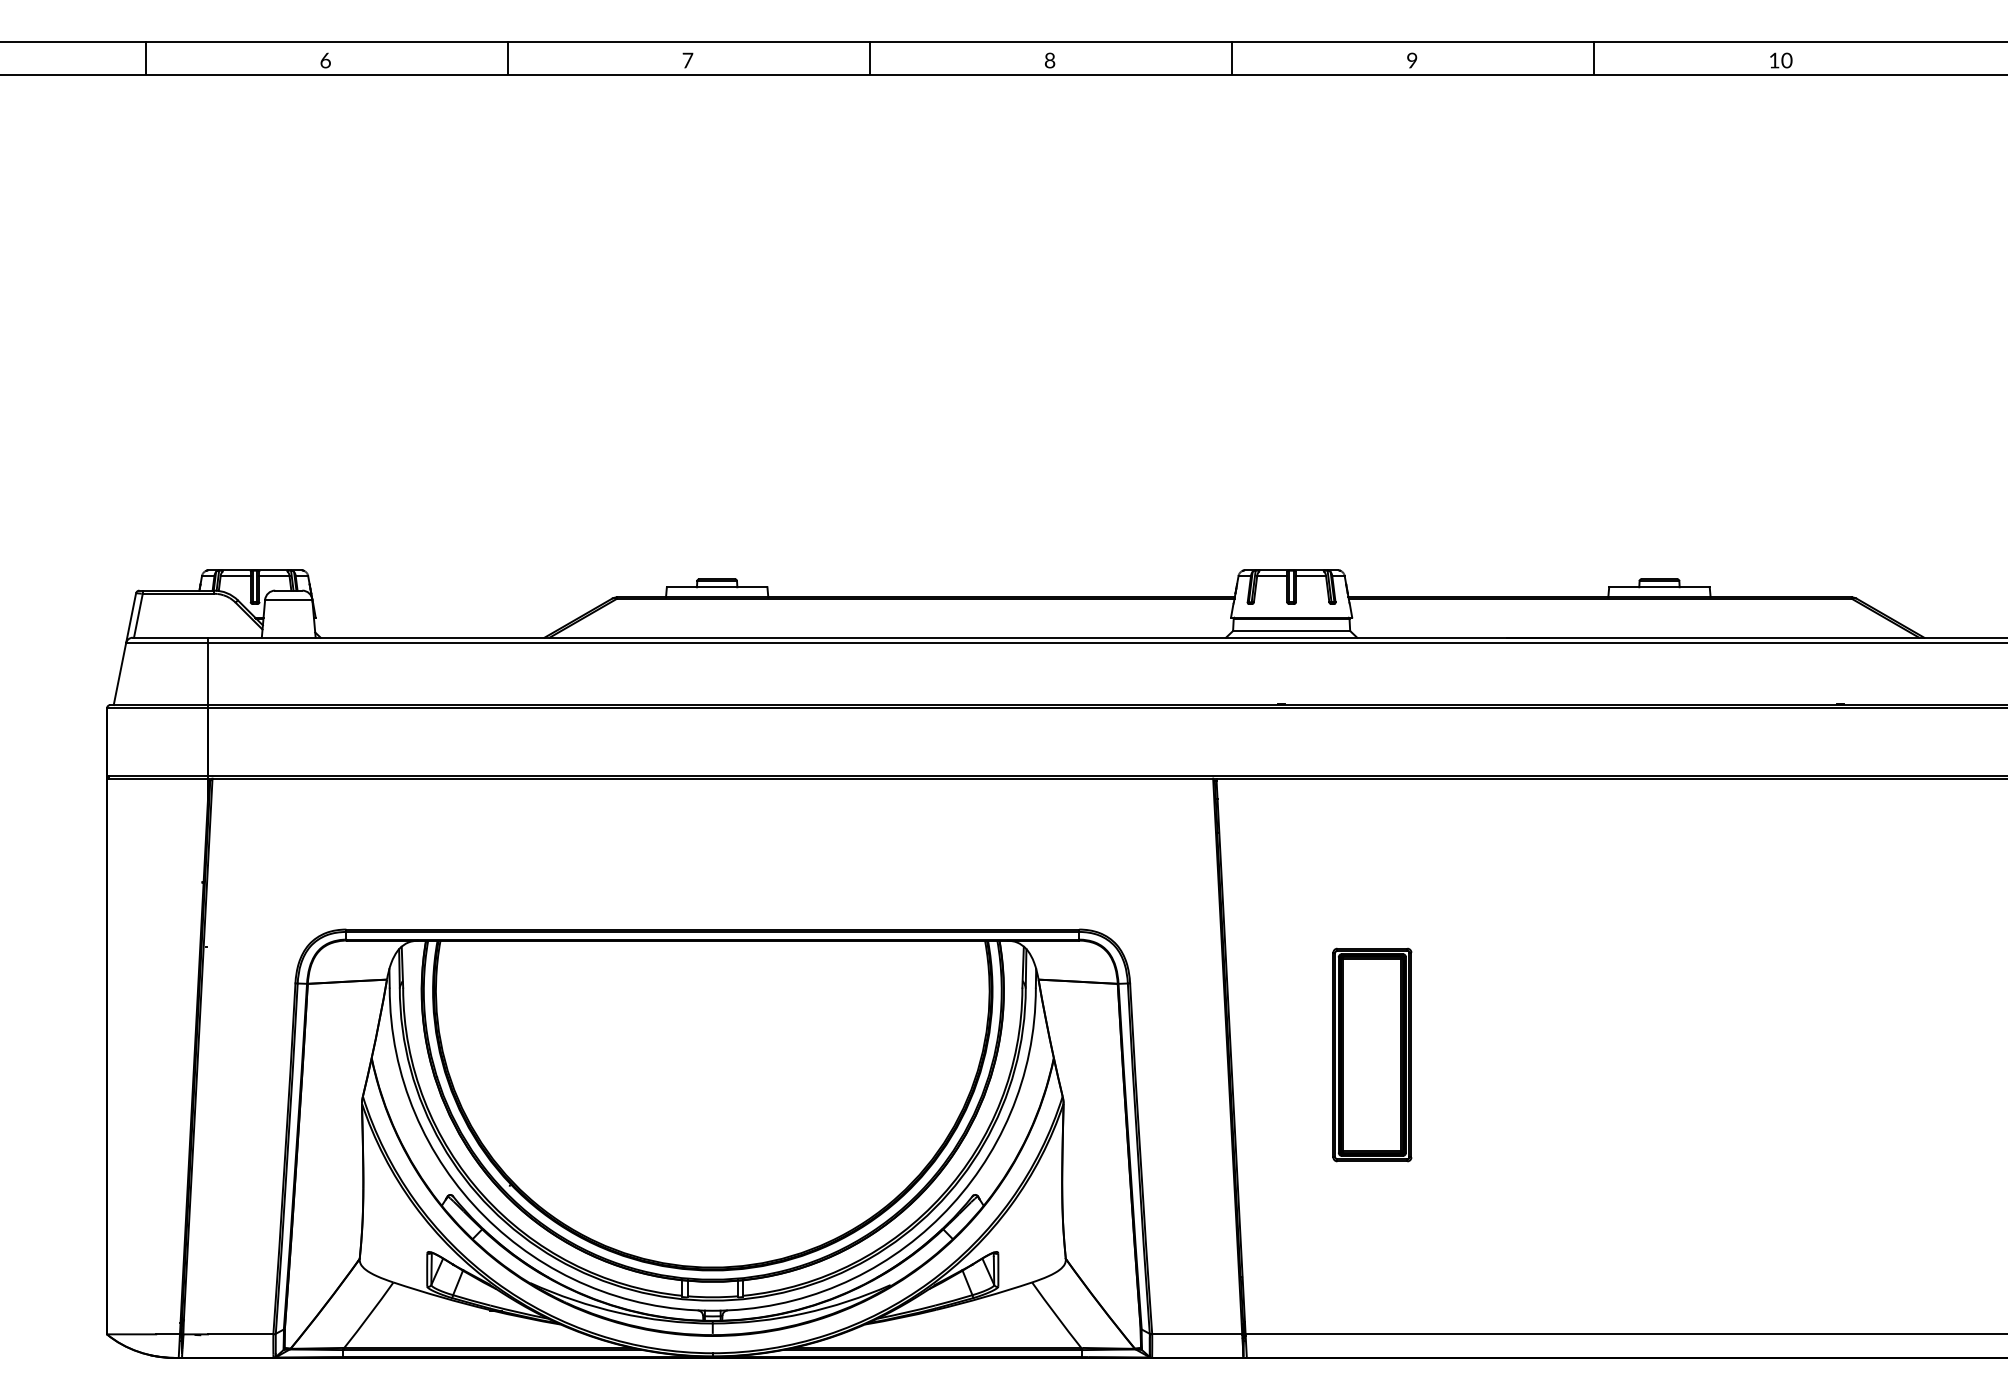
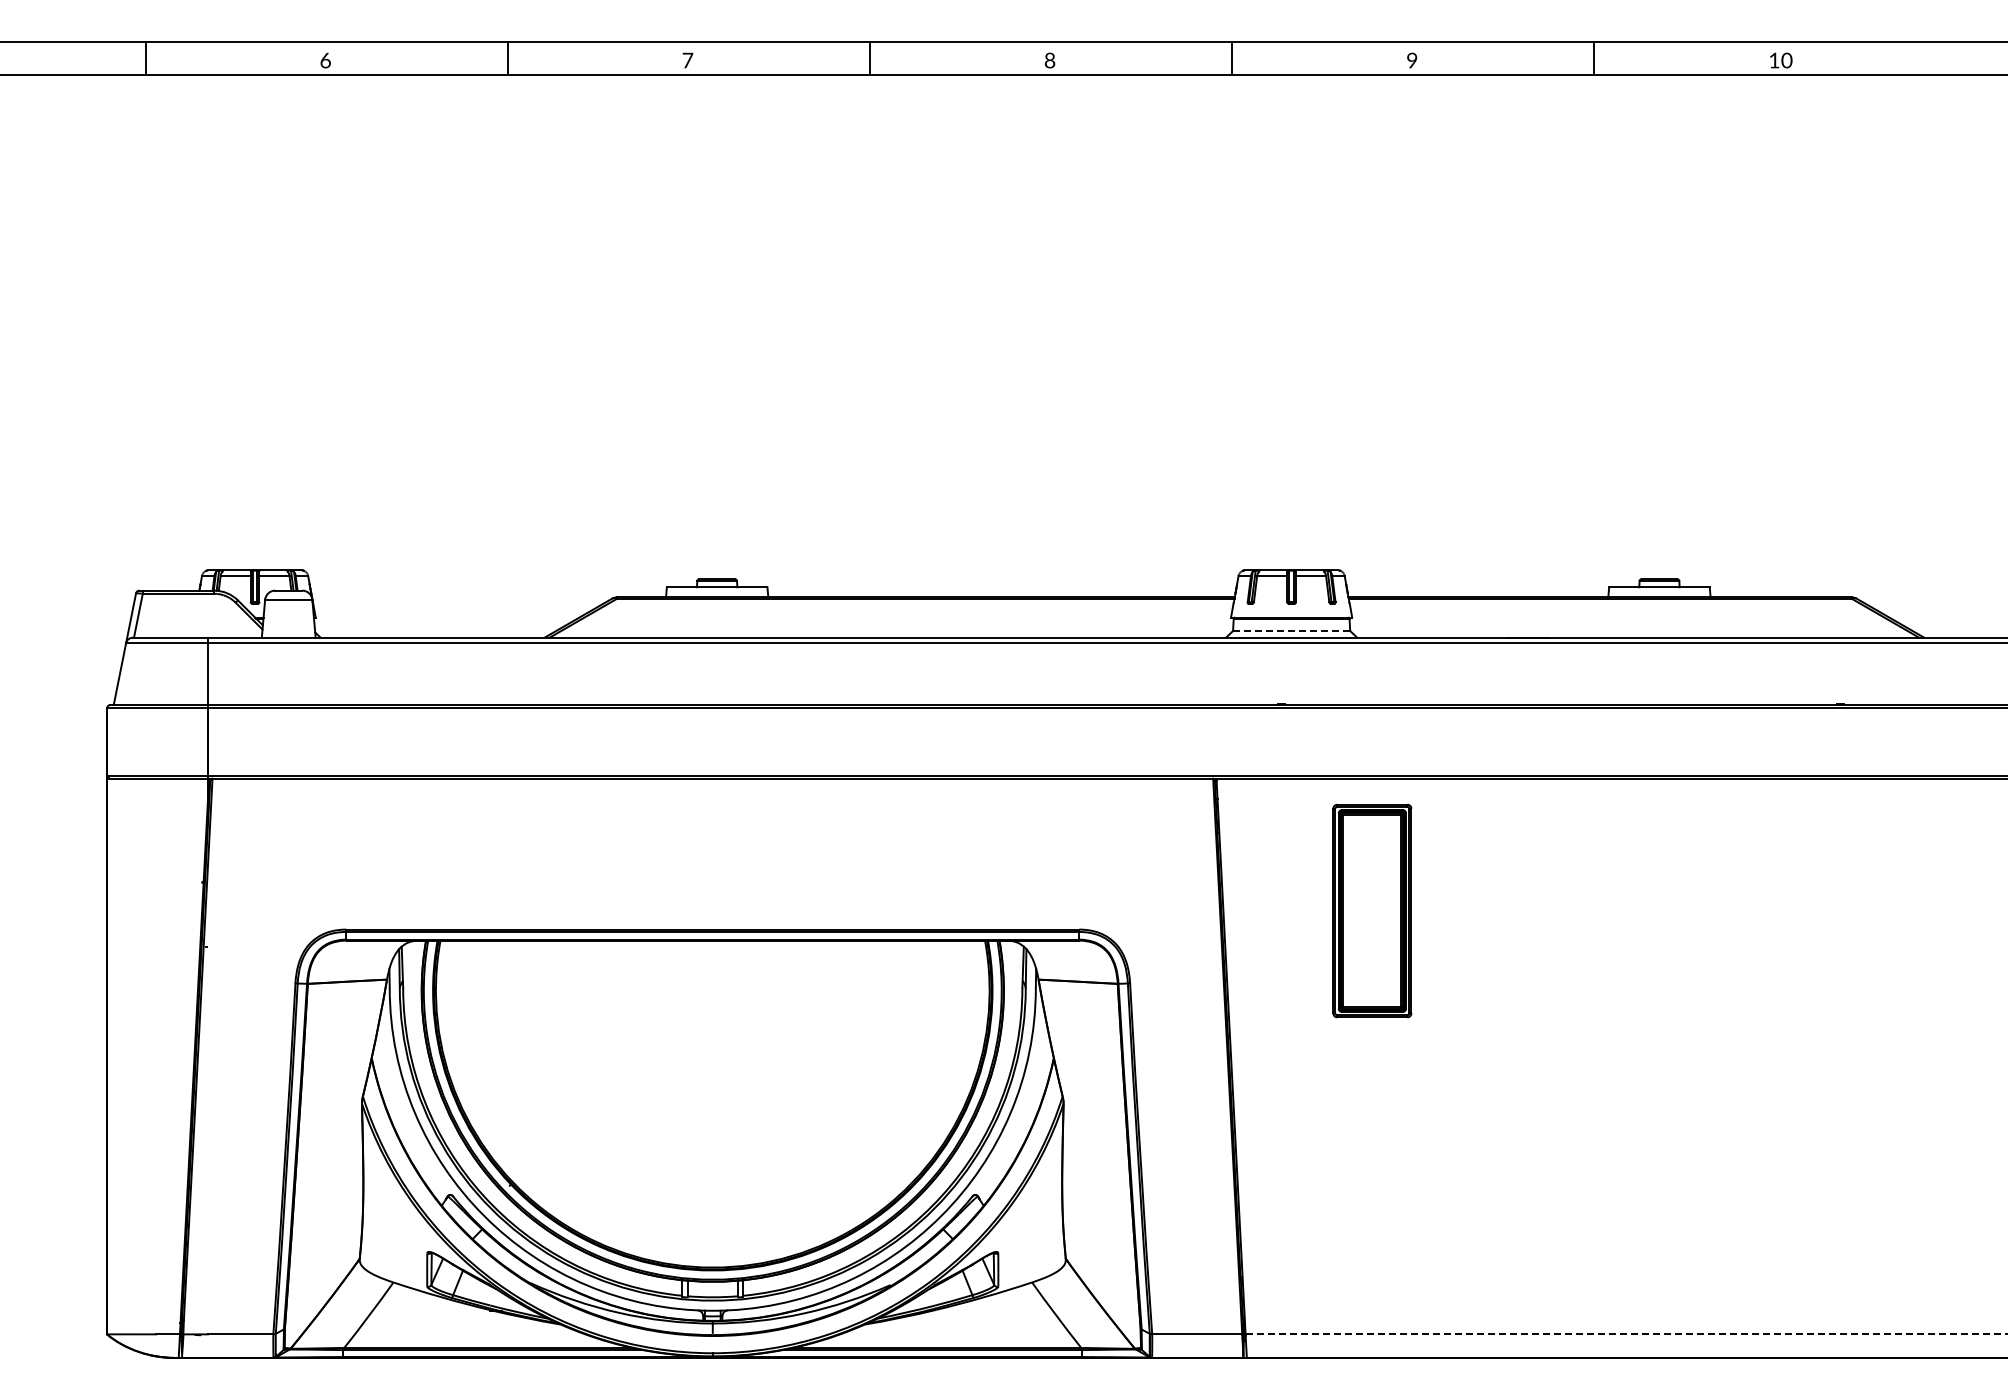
line: solid -> dashed (1291, 631)
part position: (1372, 1054) -> (1372, 910) (1372, 910)
line: solid -> dashed (1626, 1334)
